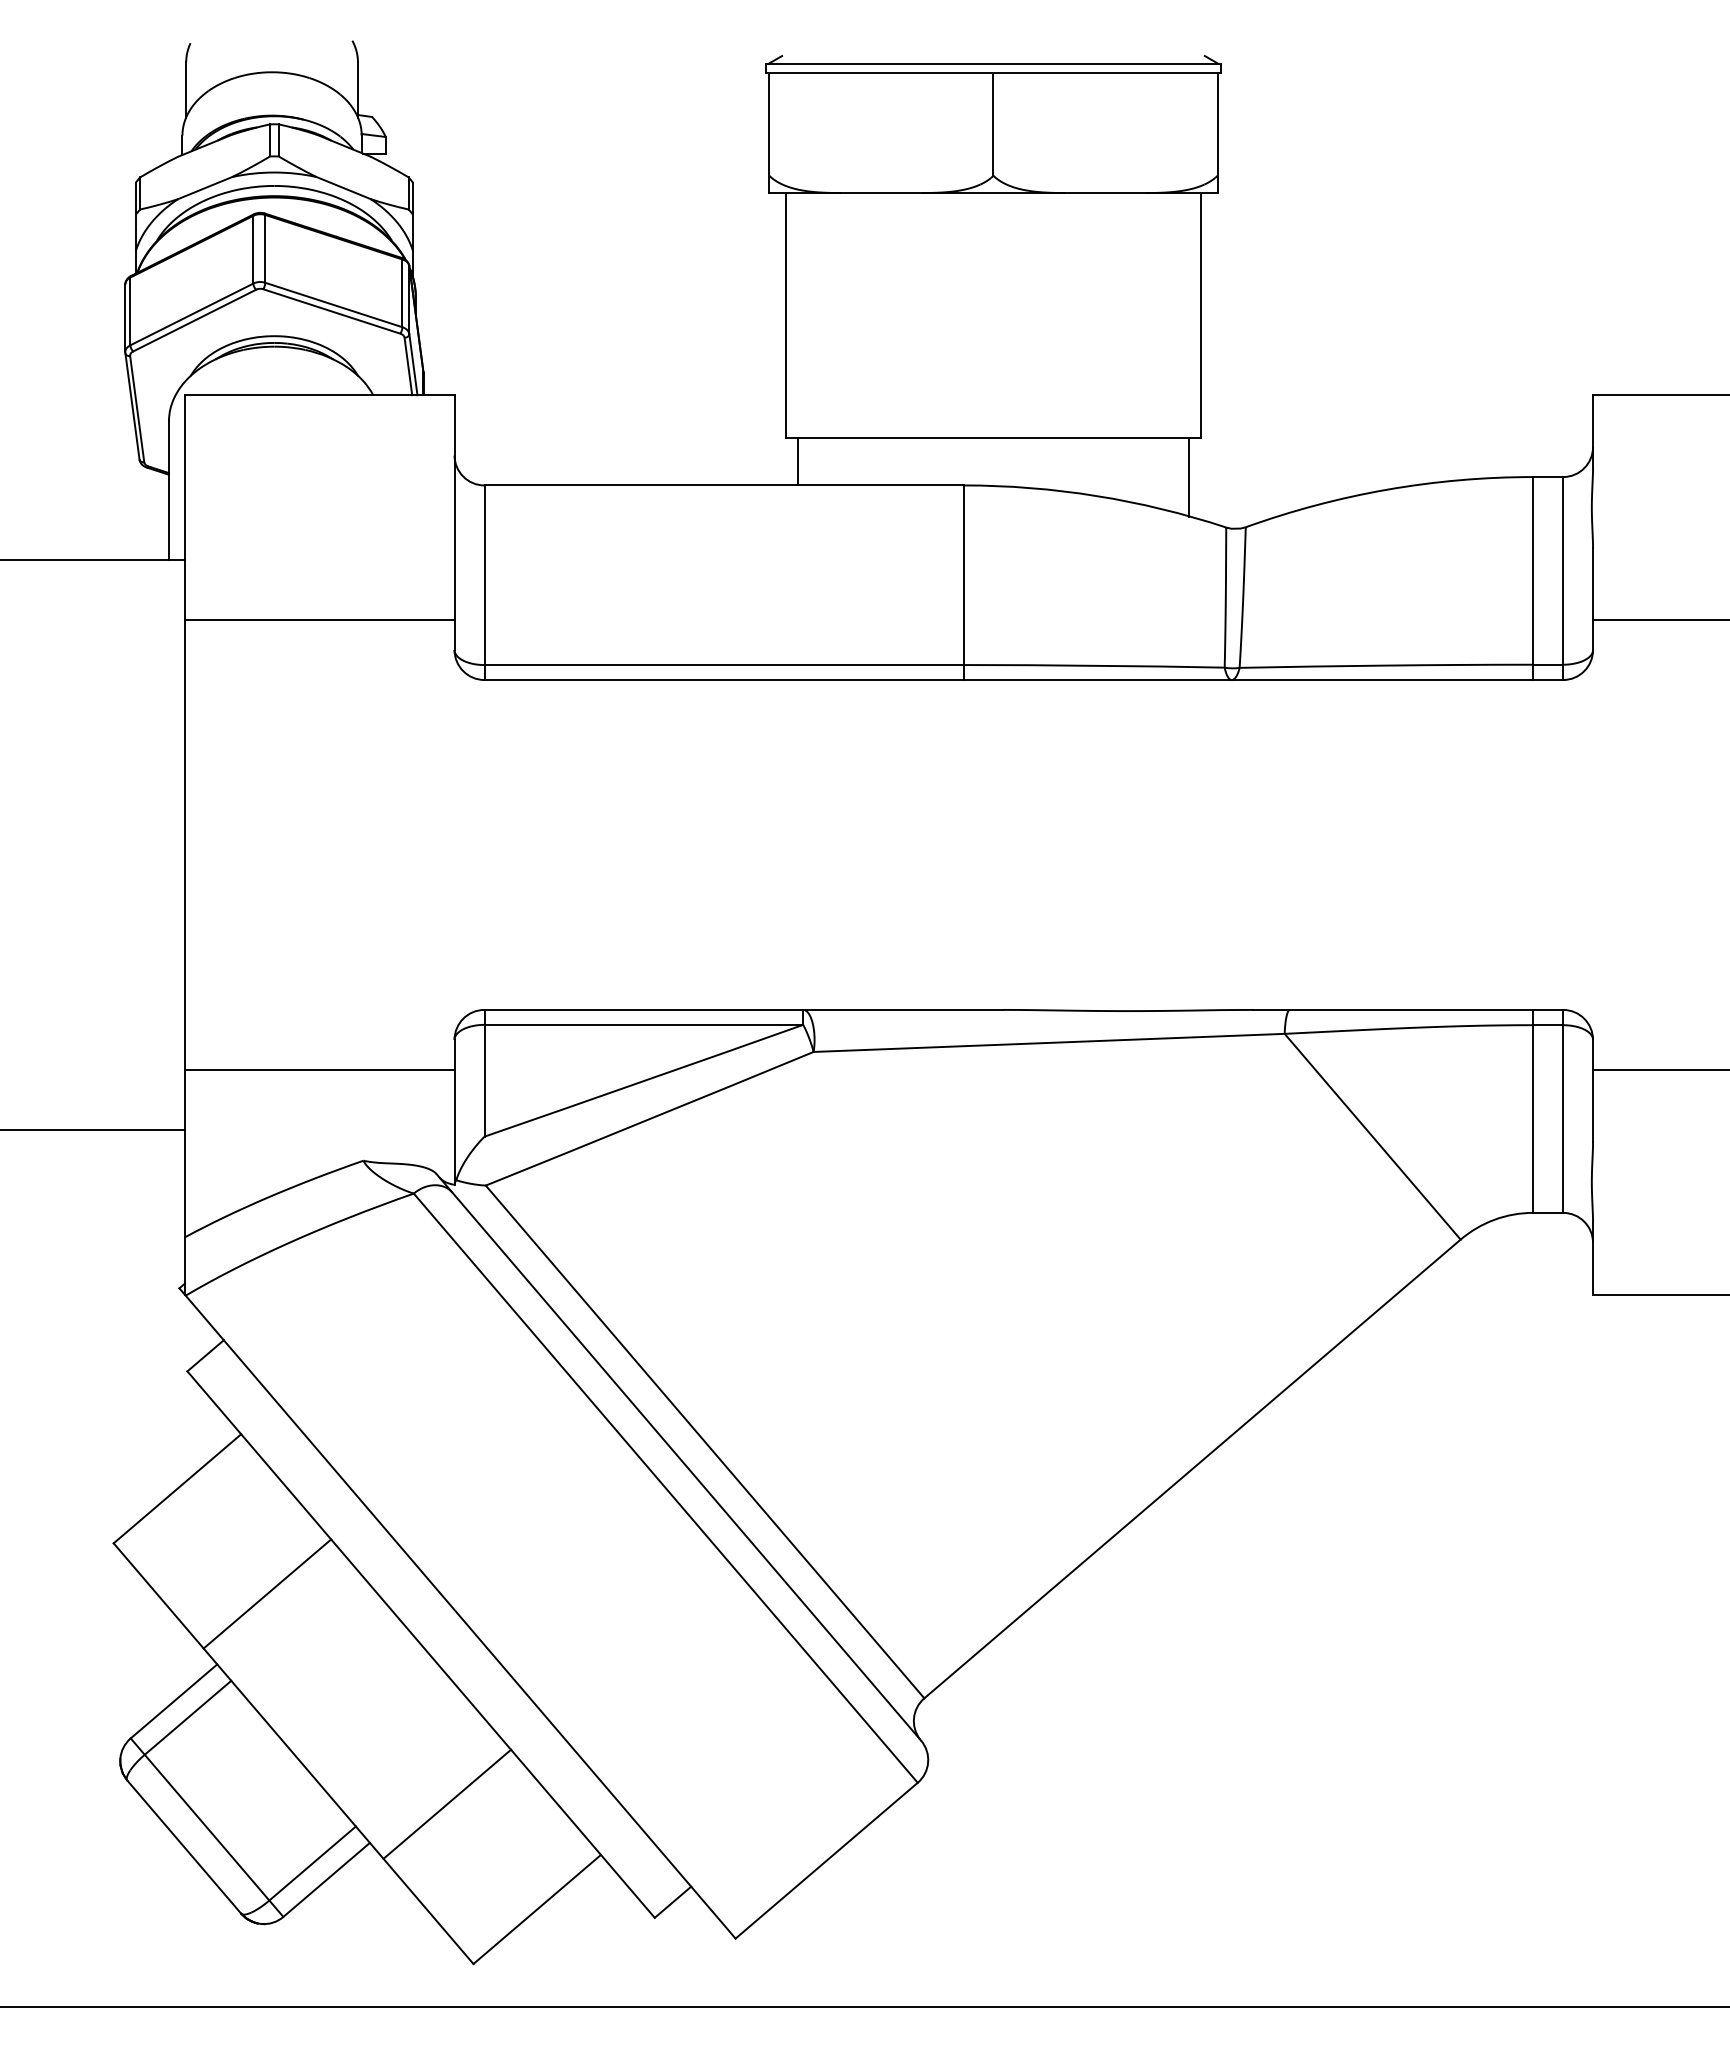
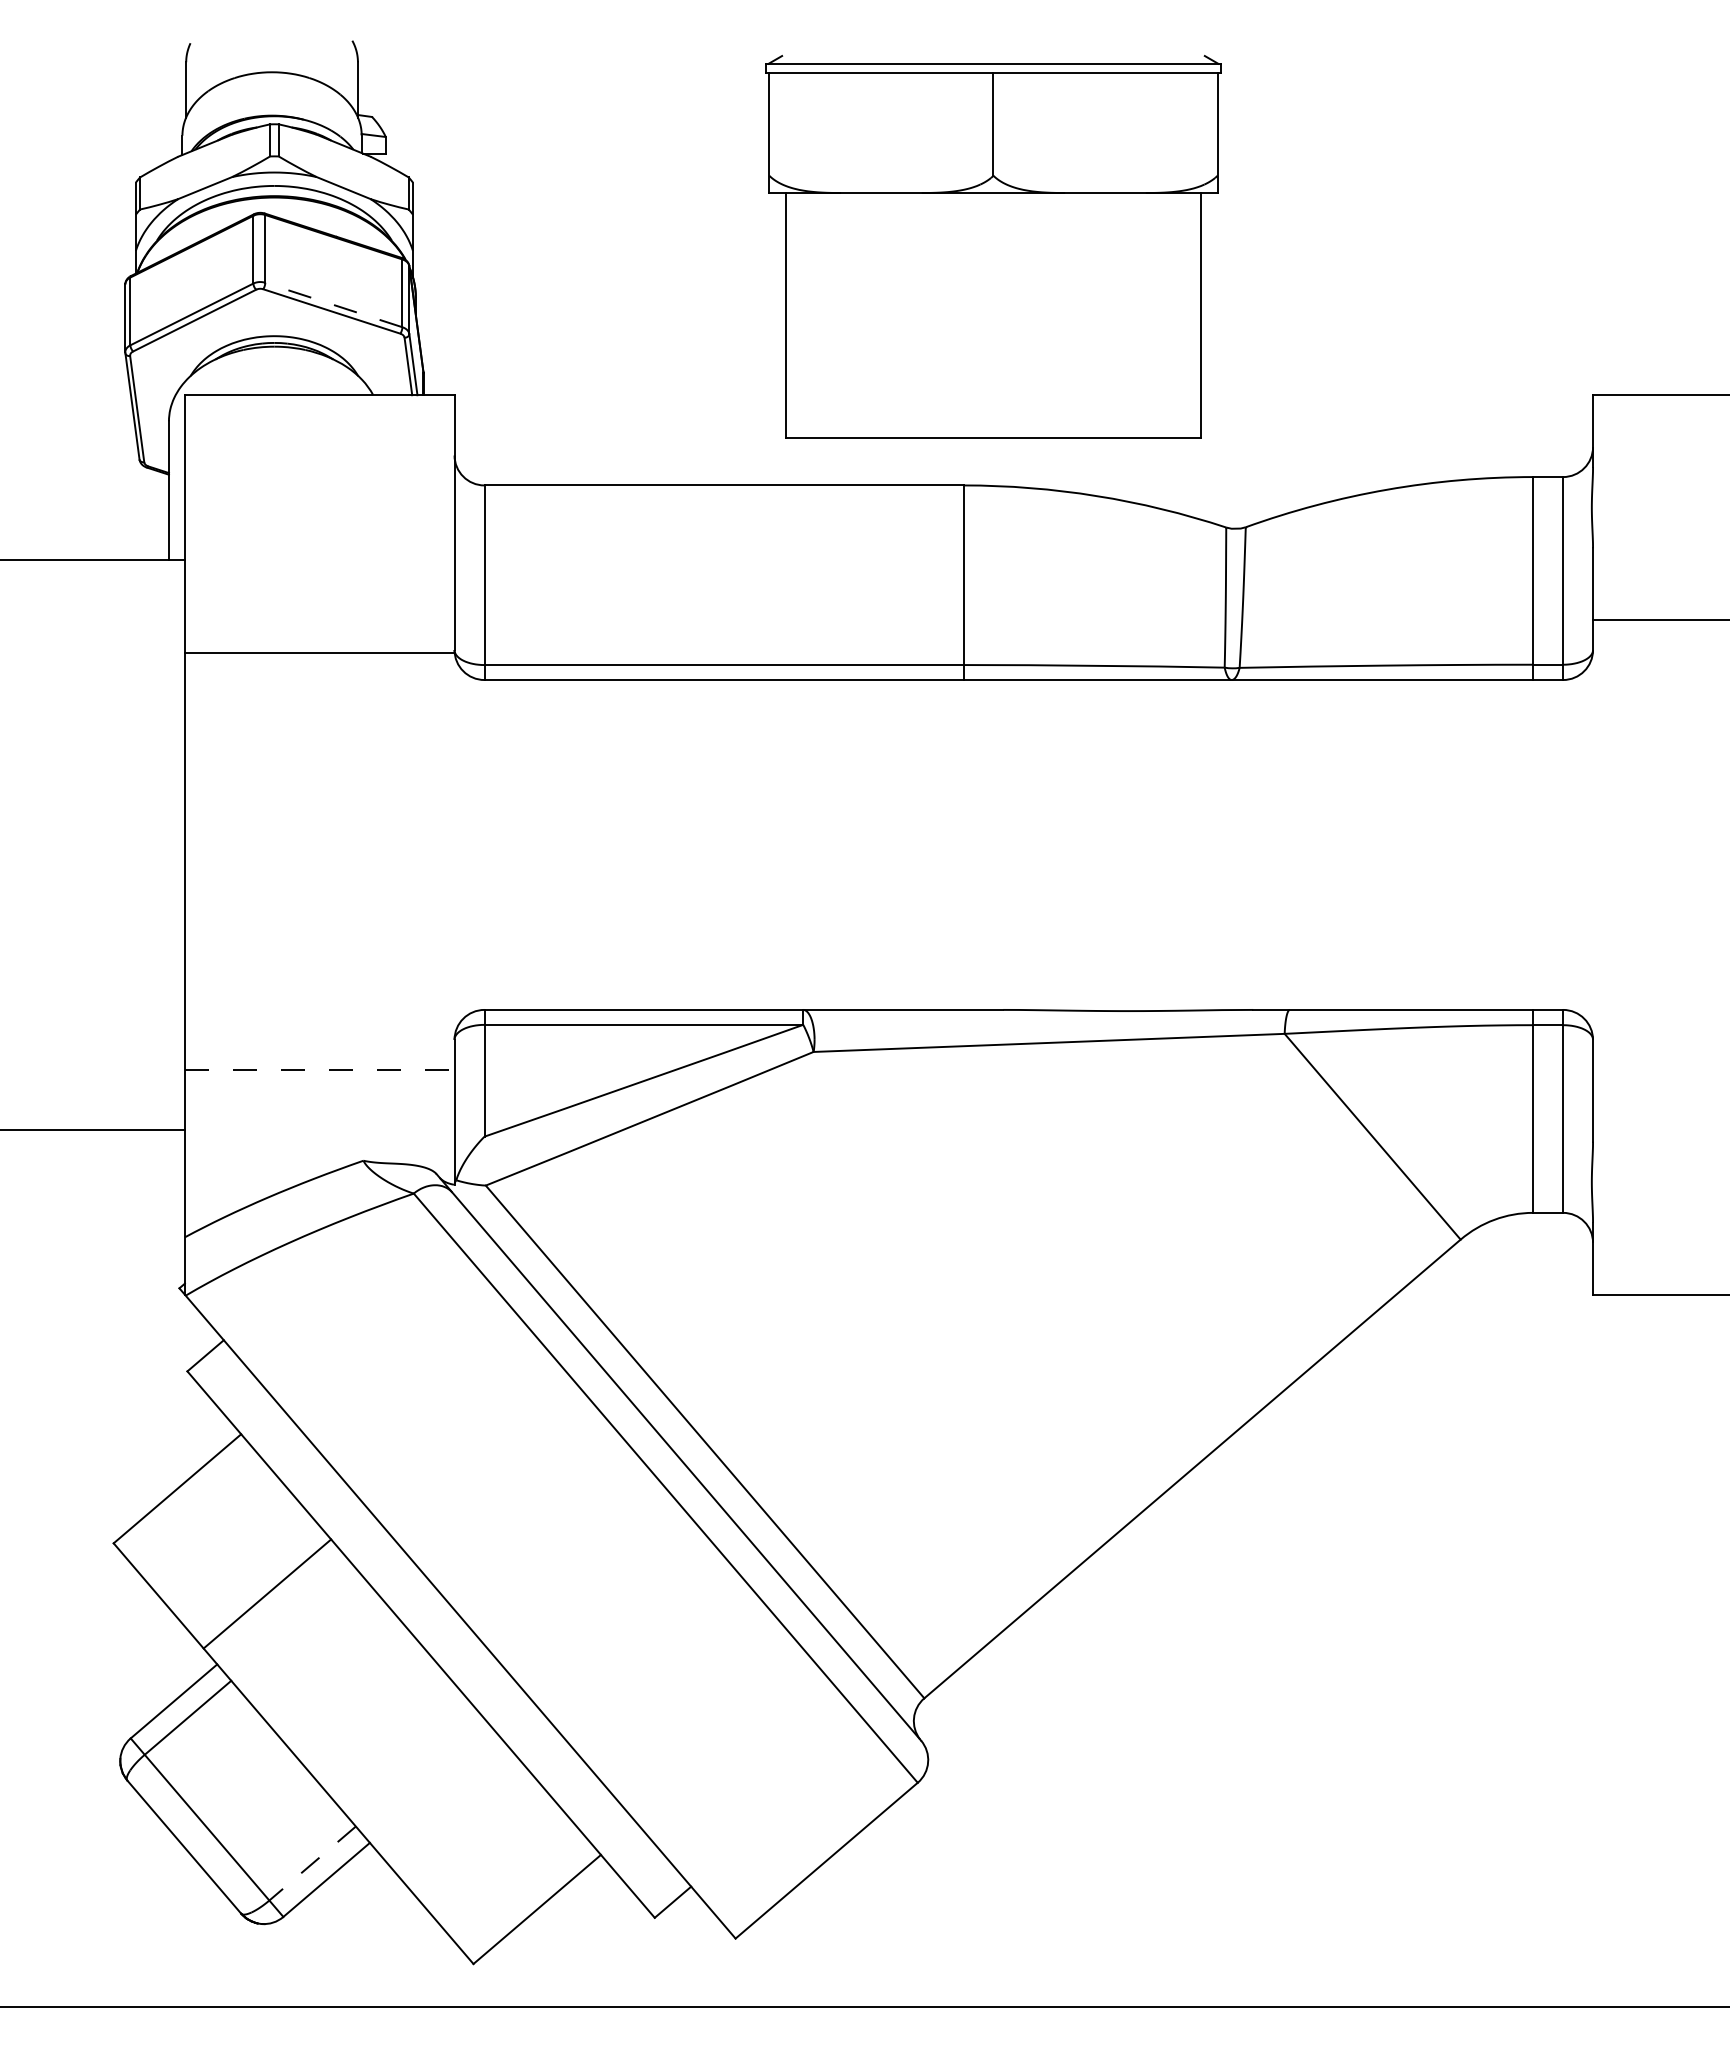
line: solid -> dashed (333, 304)
line: present -> none (798, 461)
line: present -> none (1188, 476)
line position: (319, 620) -> (319, 653) (319, 653)
line: solid -> dashed (319, 1069)
line: present -> none (1659, 1069)
line: present -> none (447, 1803)
line: solid -> dashed (312, 1863)
